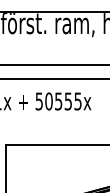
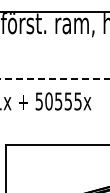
line: present -> none (54, 65)
line: solid -> dashed (55, 78)
